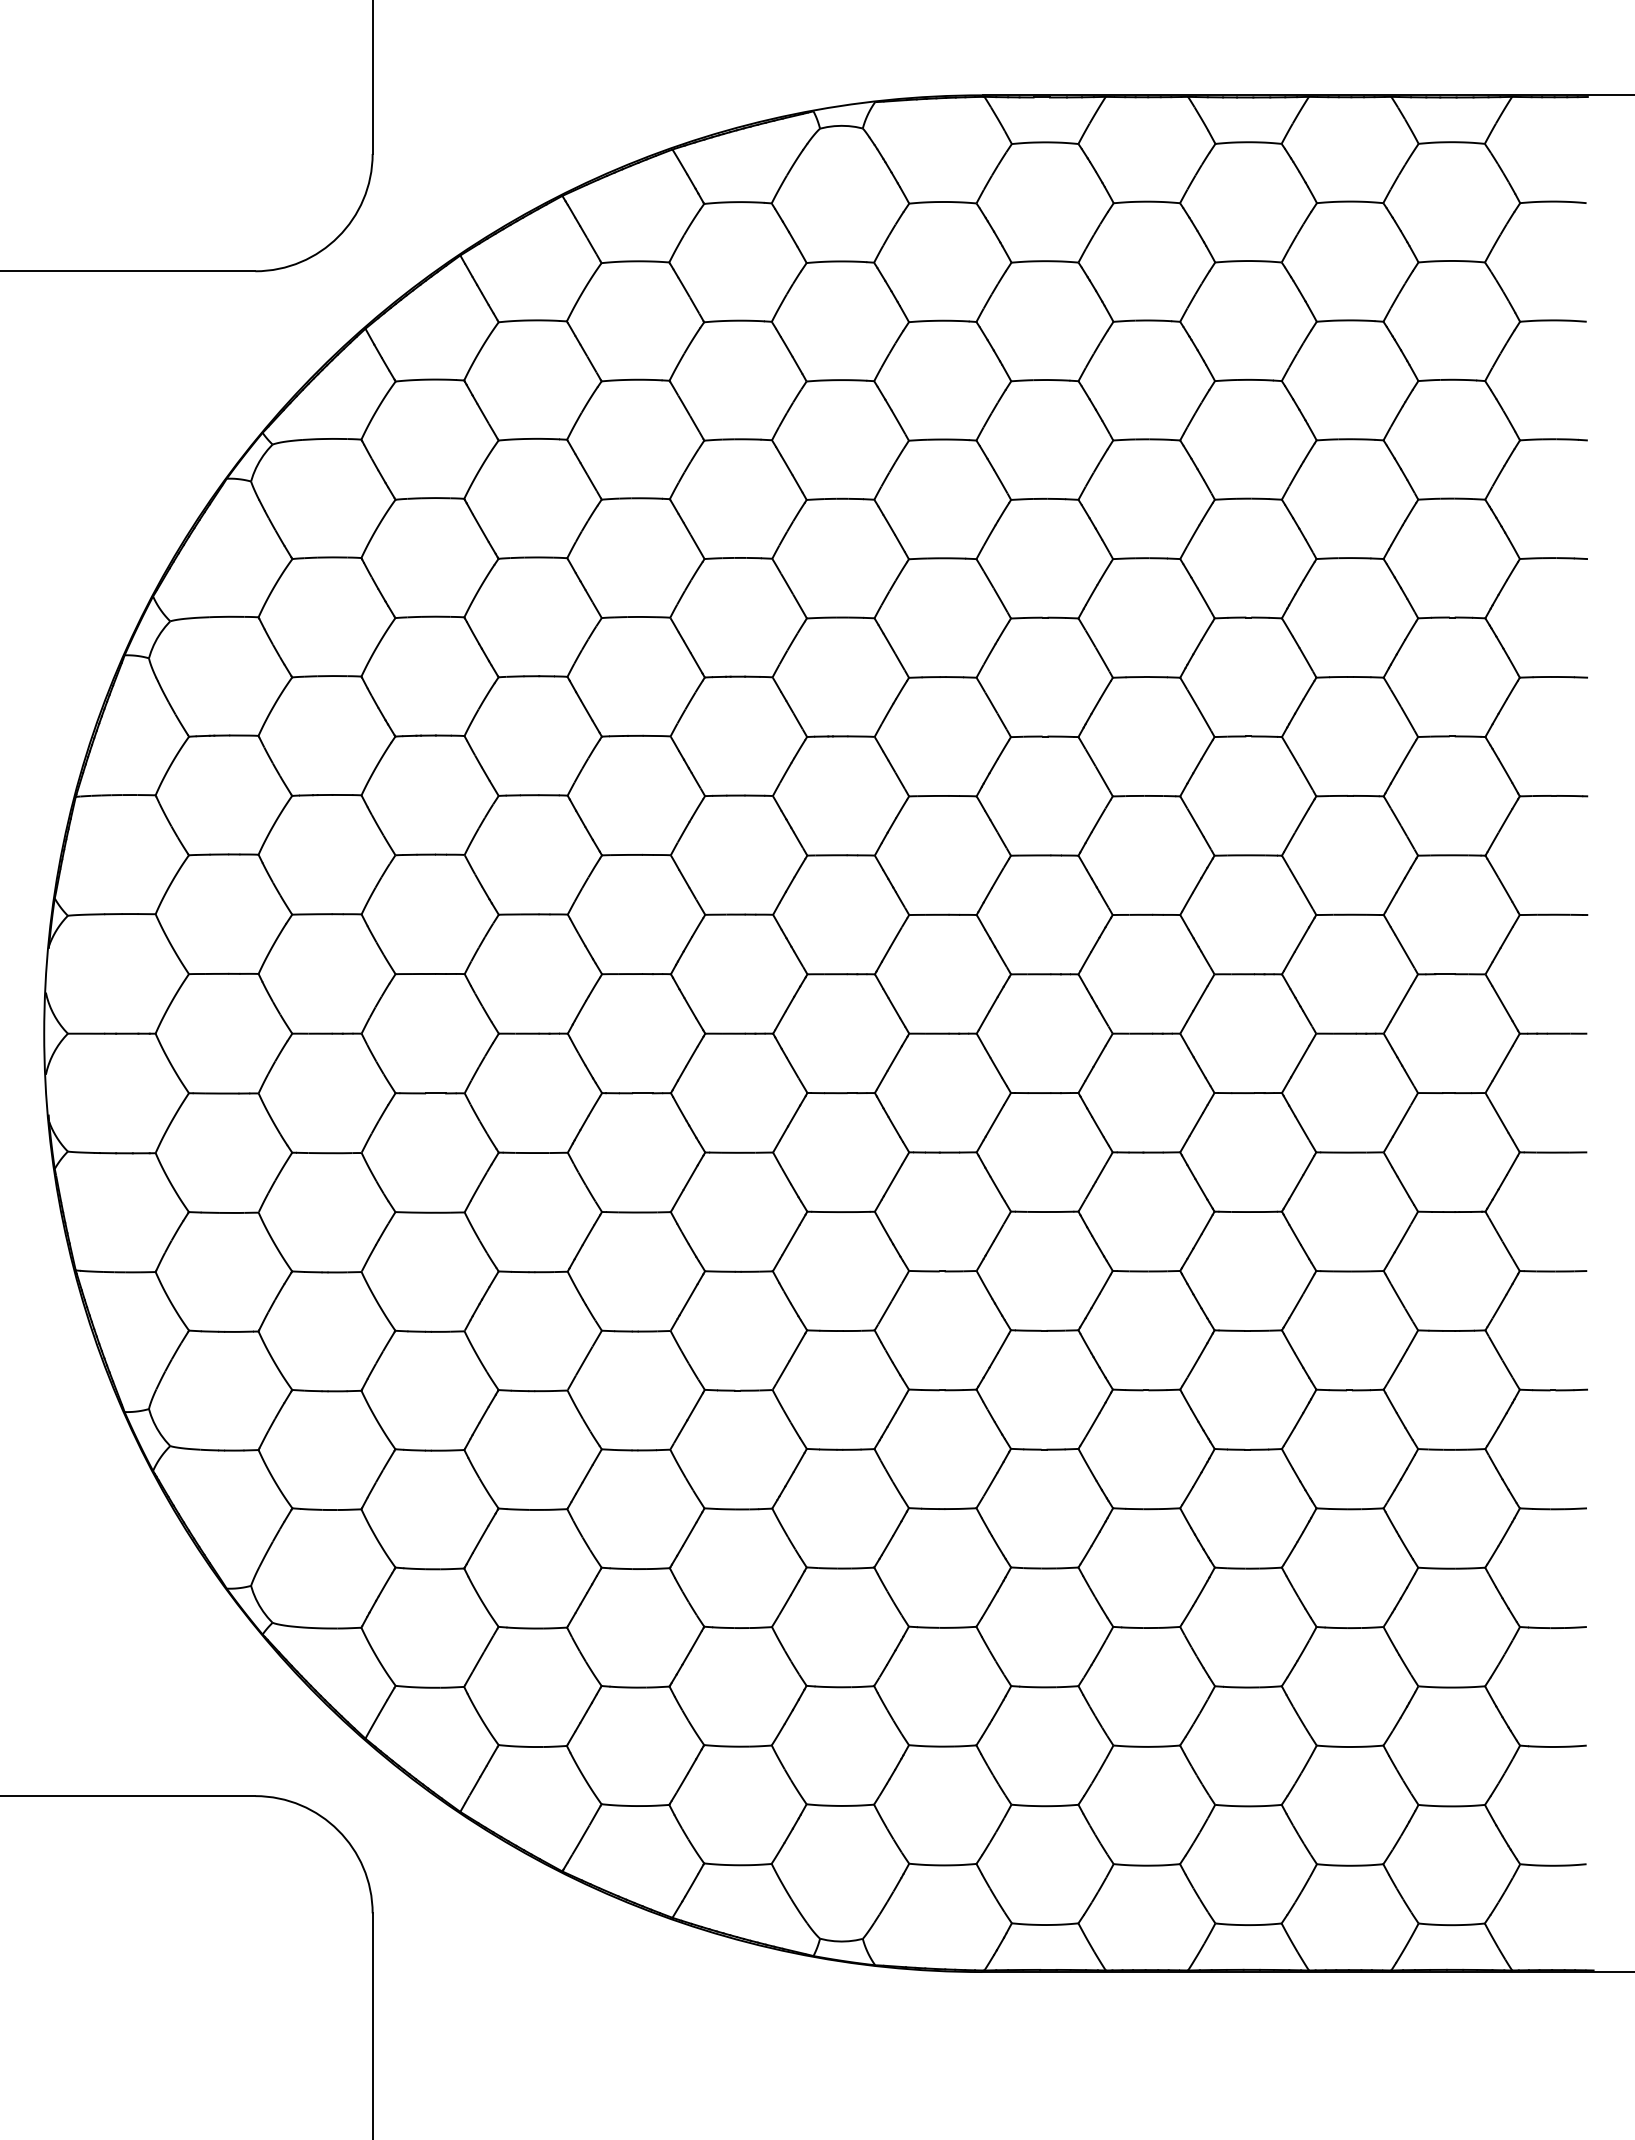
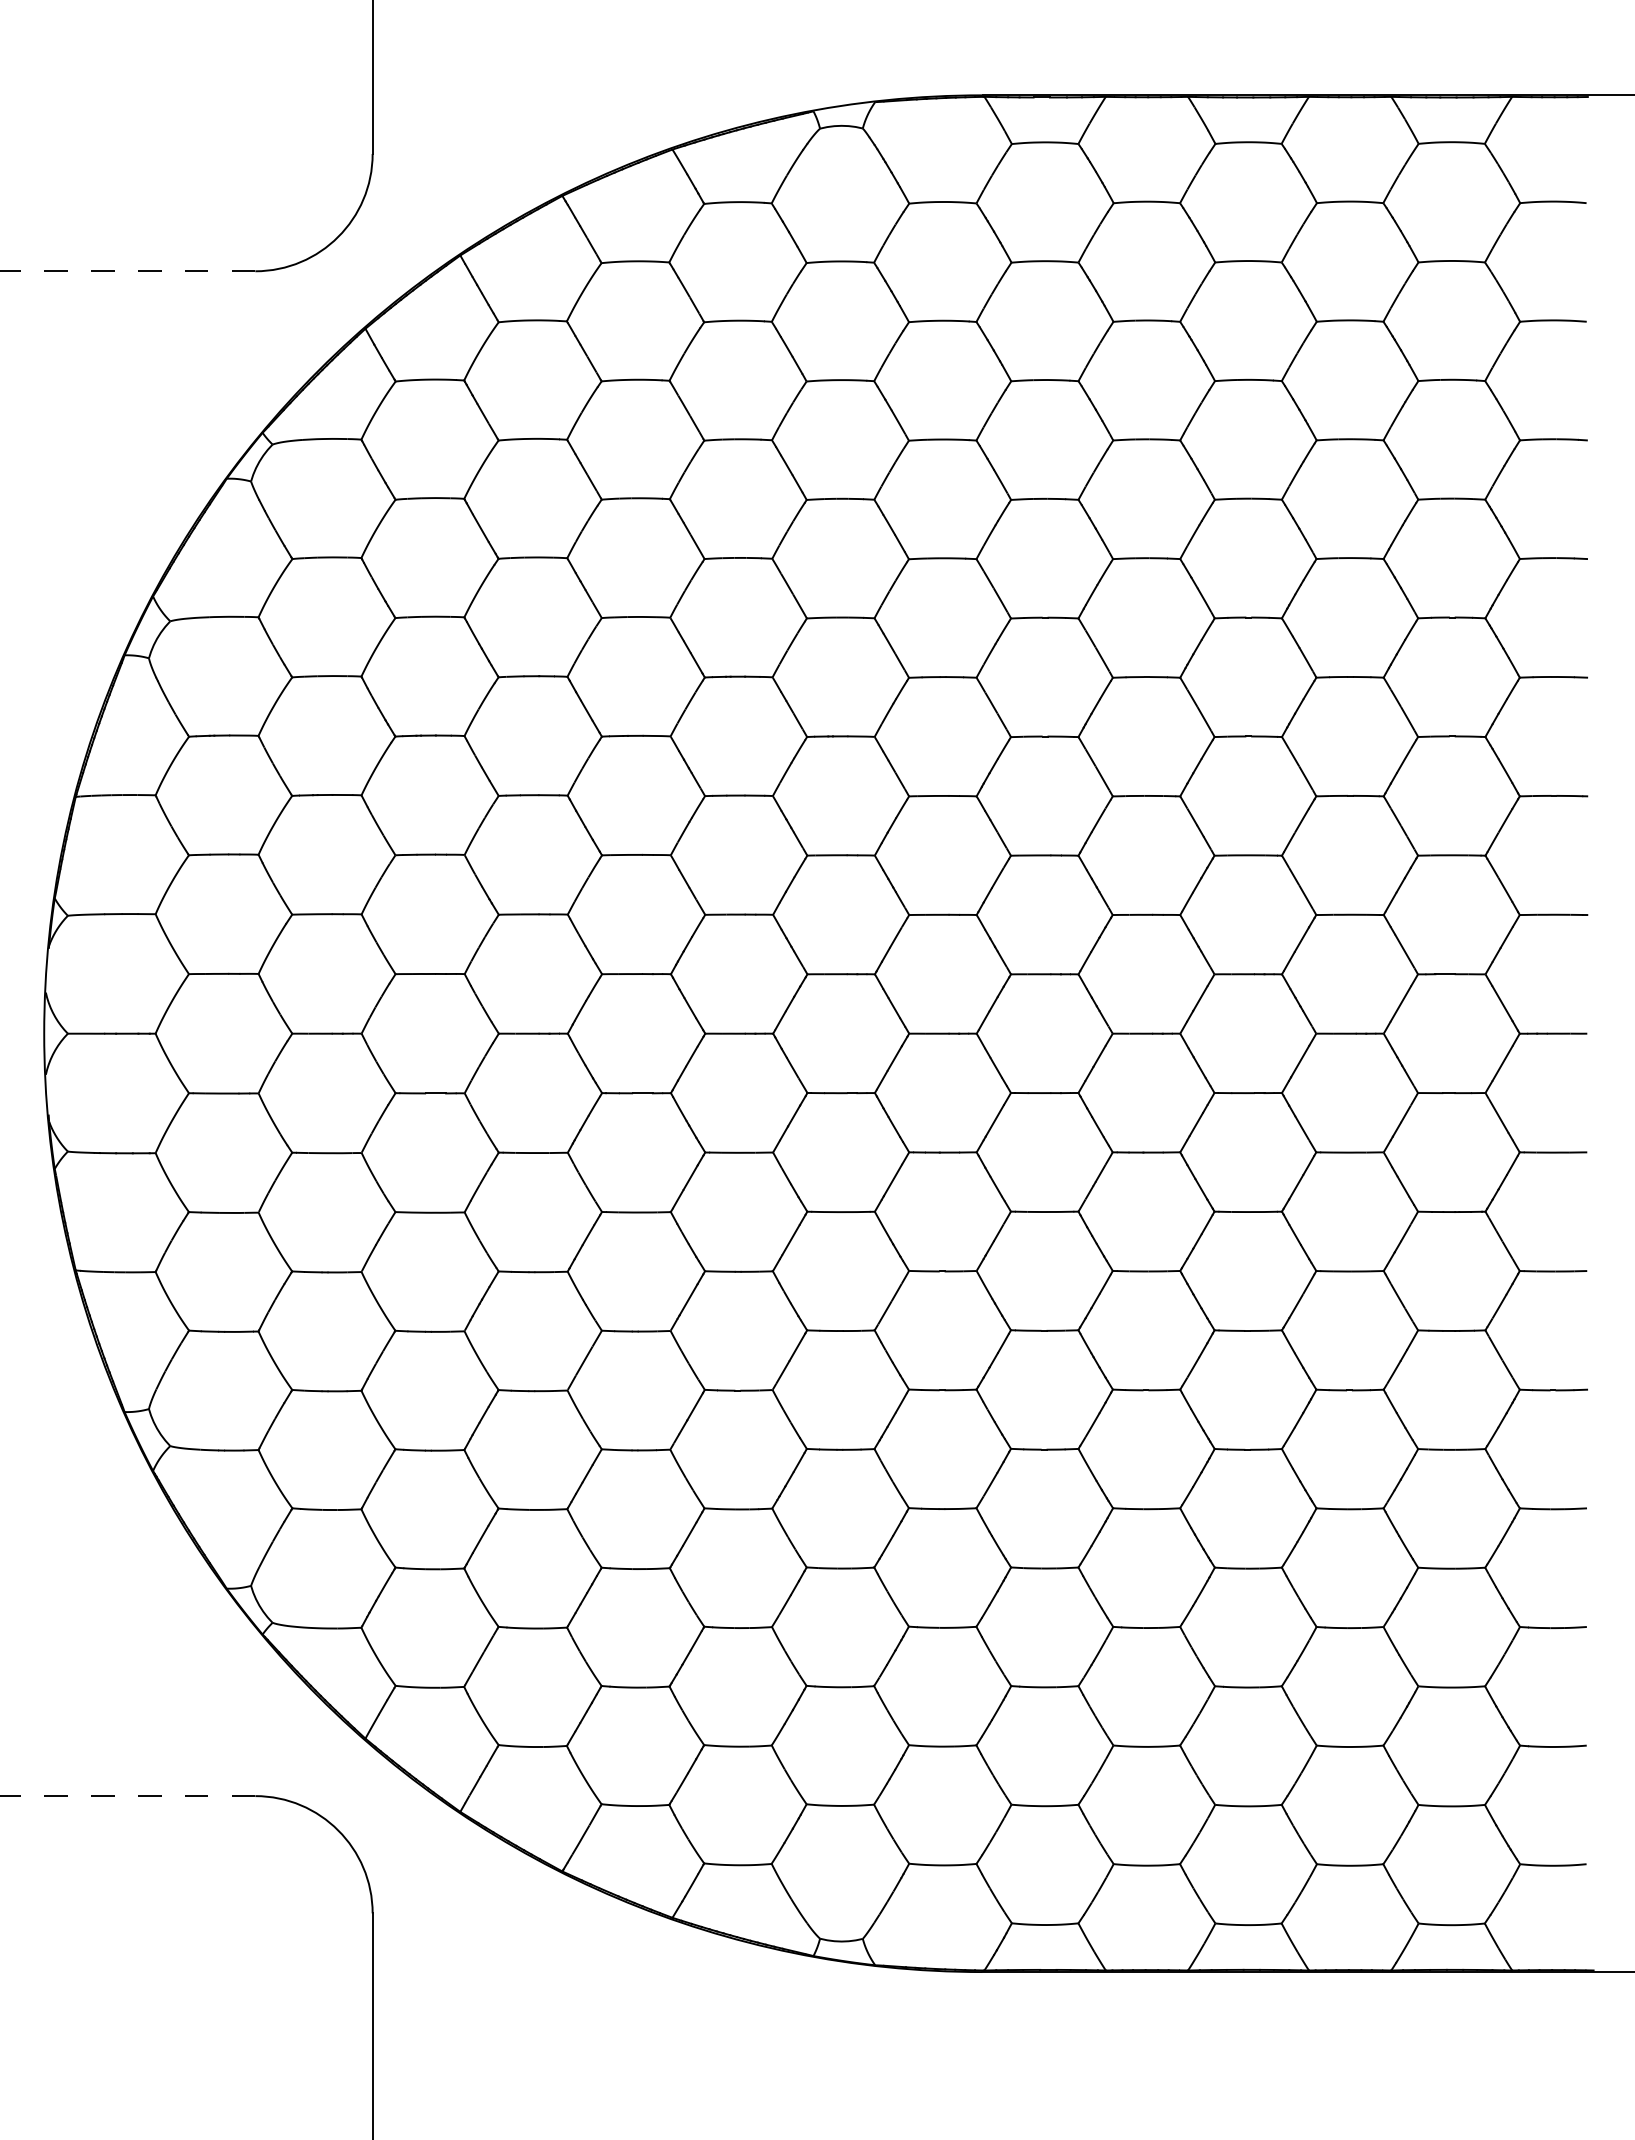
line: solid -> dashed (127, 271)
line: solid -> dashed (127, 1796)
